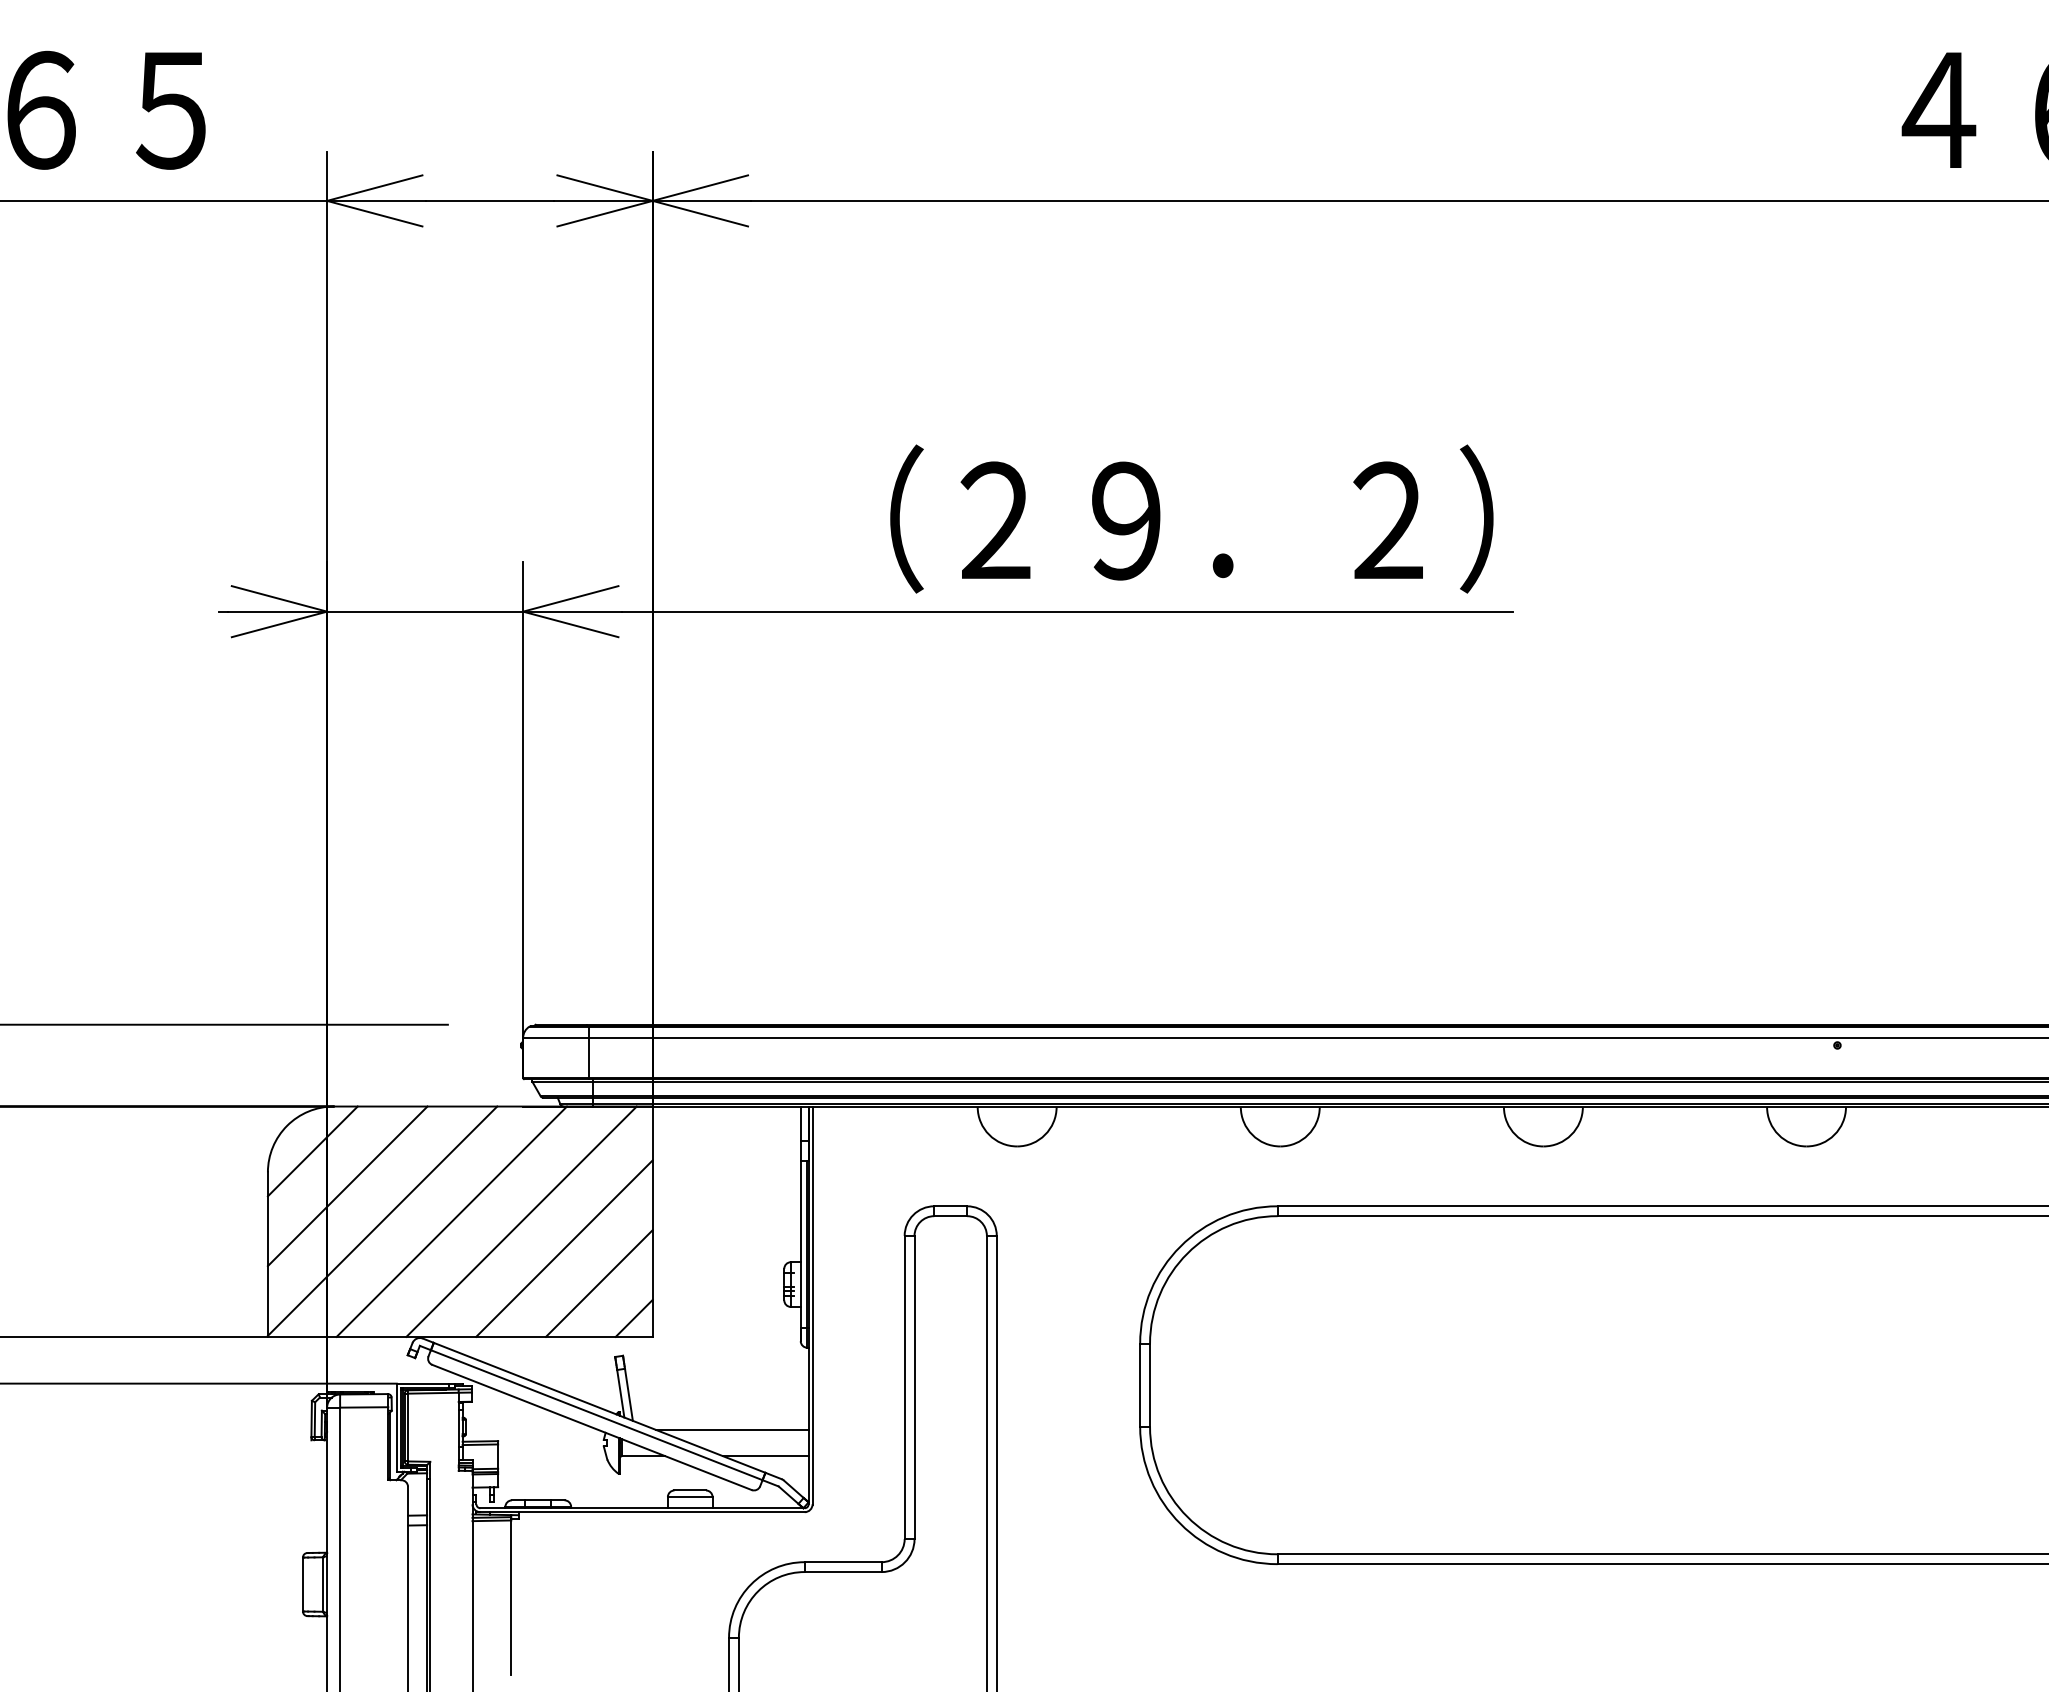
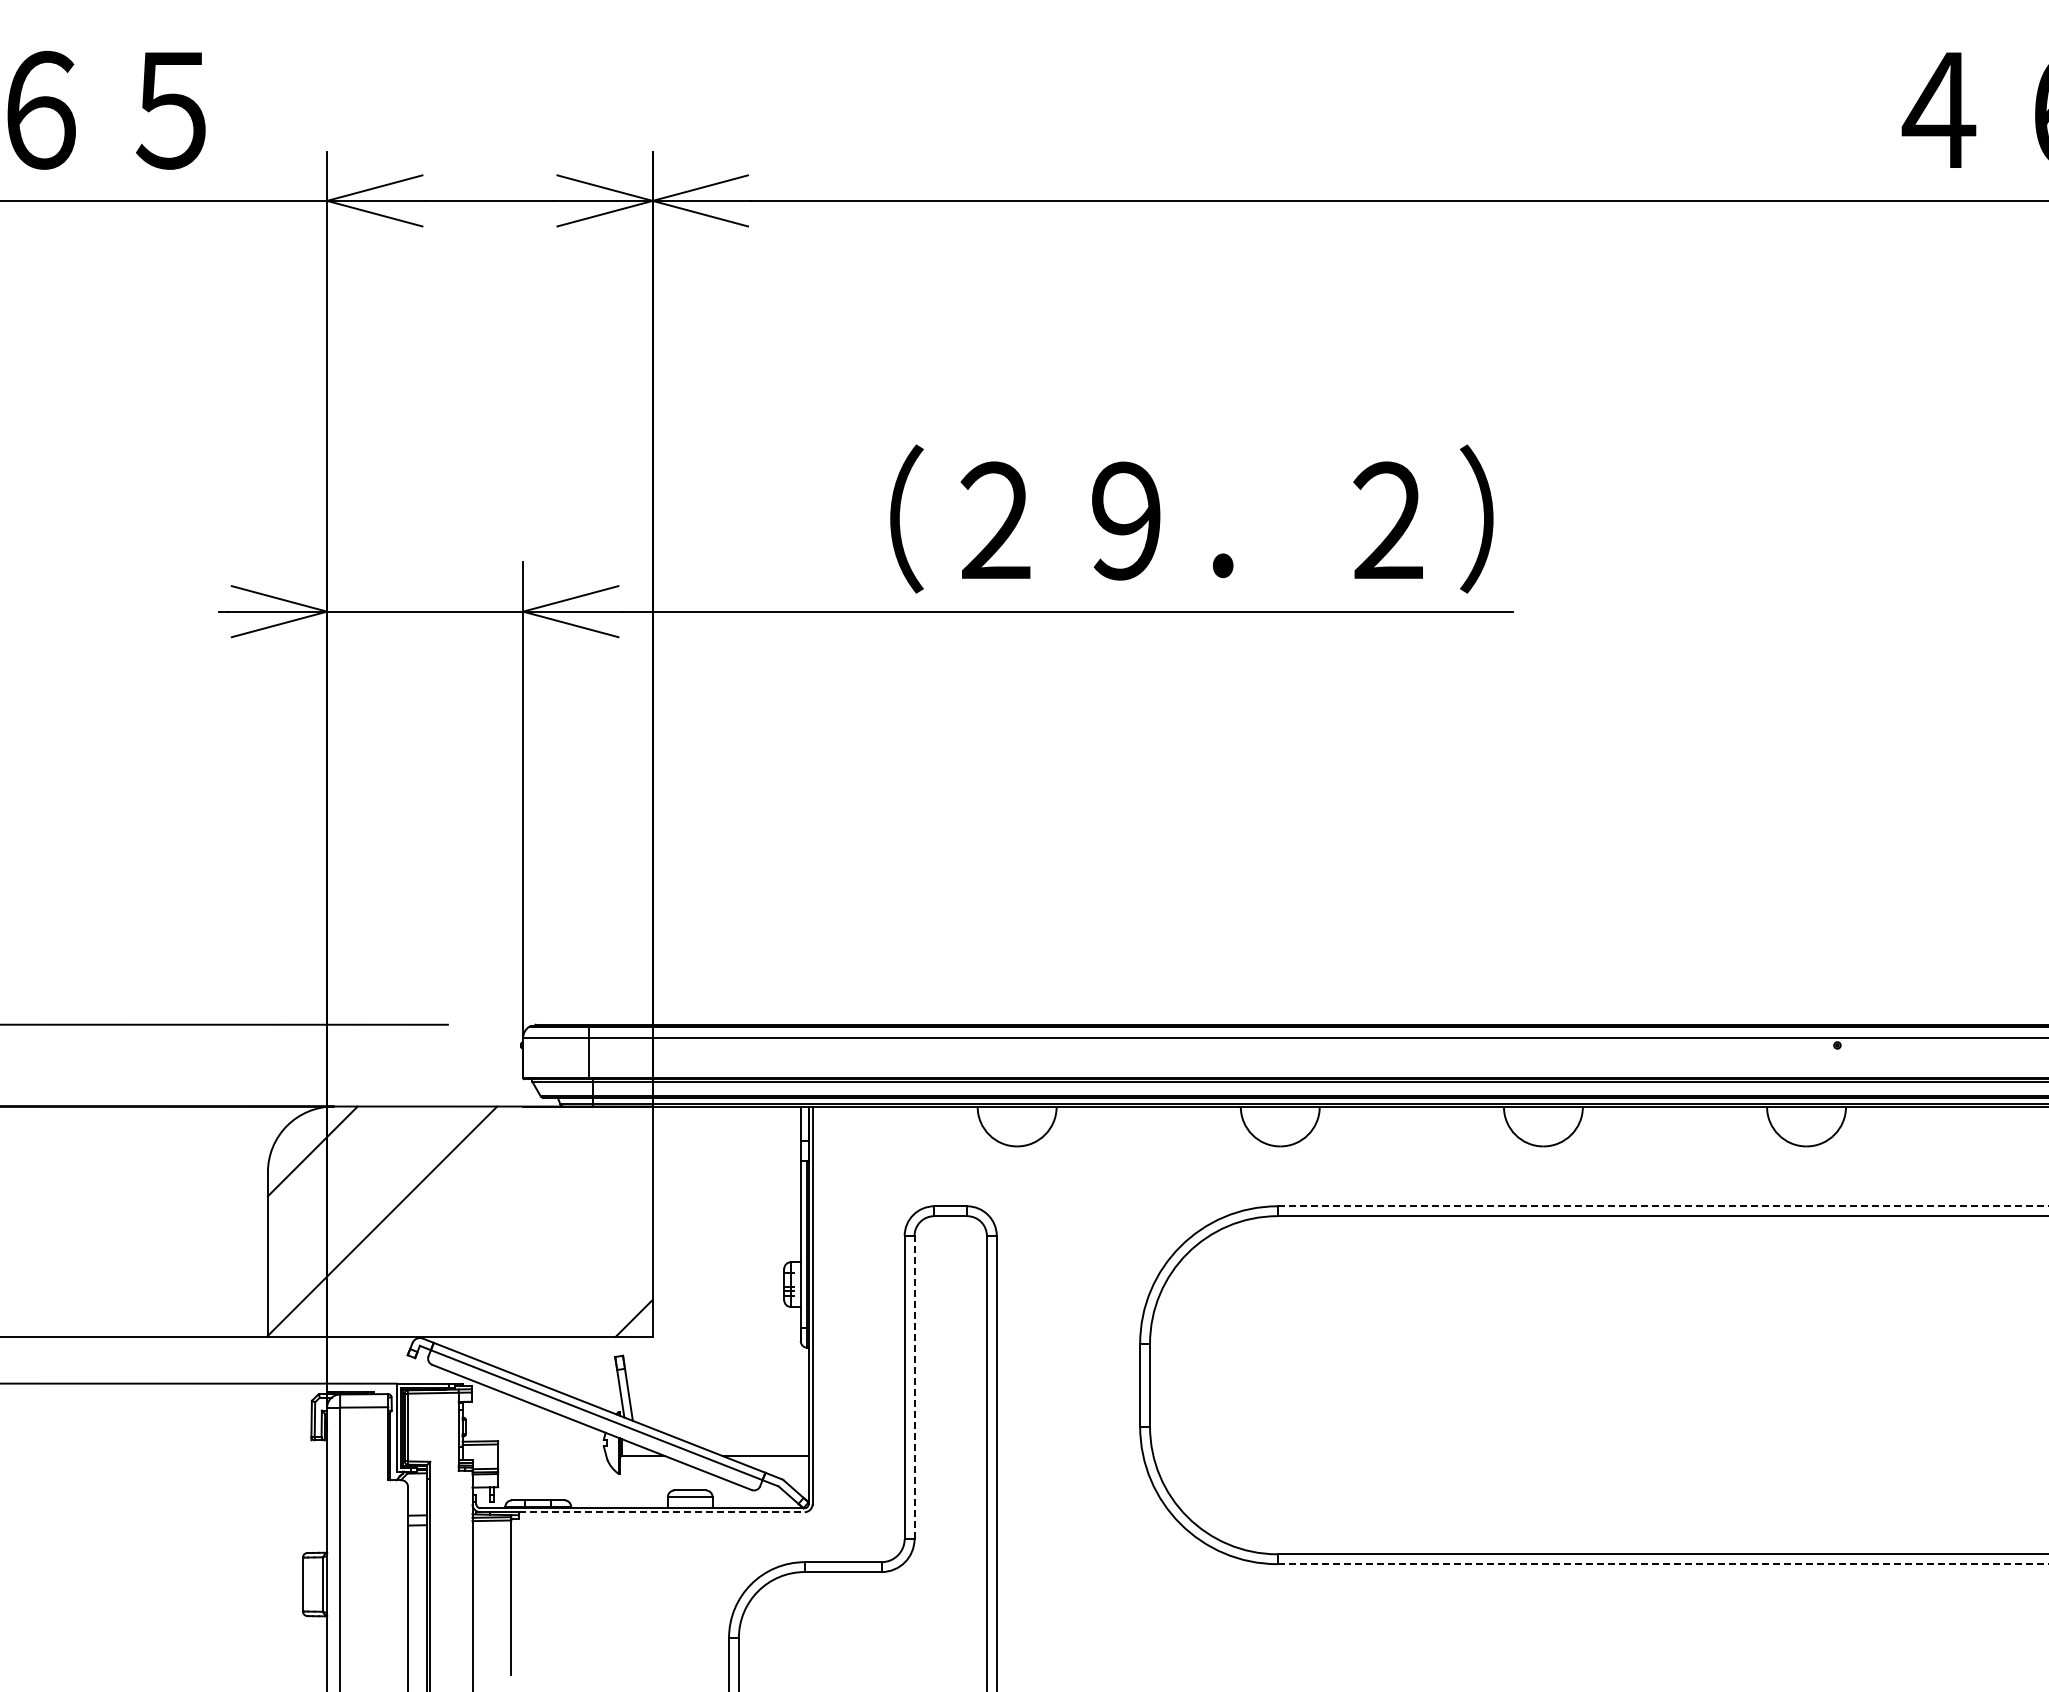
line: present -> none (347, 1186)
line: solid -> dashed (1662, 1206)
line: present -> none (451, 1221)
line: present -> none (521, 1221)
line: present -> none (564, 1248)
line: present -> none (598, 1283)
line: solid -> dashed (914, 1387)
line: present -> none (732, 1430)
line: solid -> dashed (662, 1512)
line: solid -> dashed (1663, 1564)
